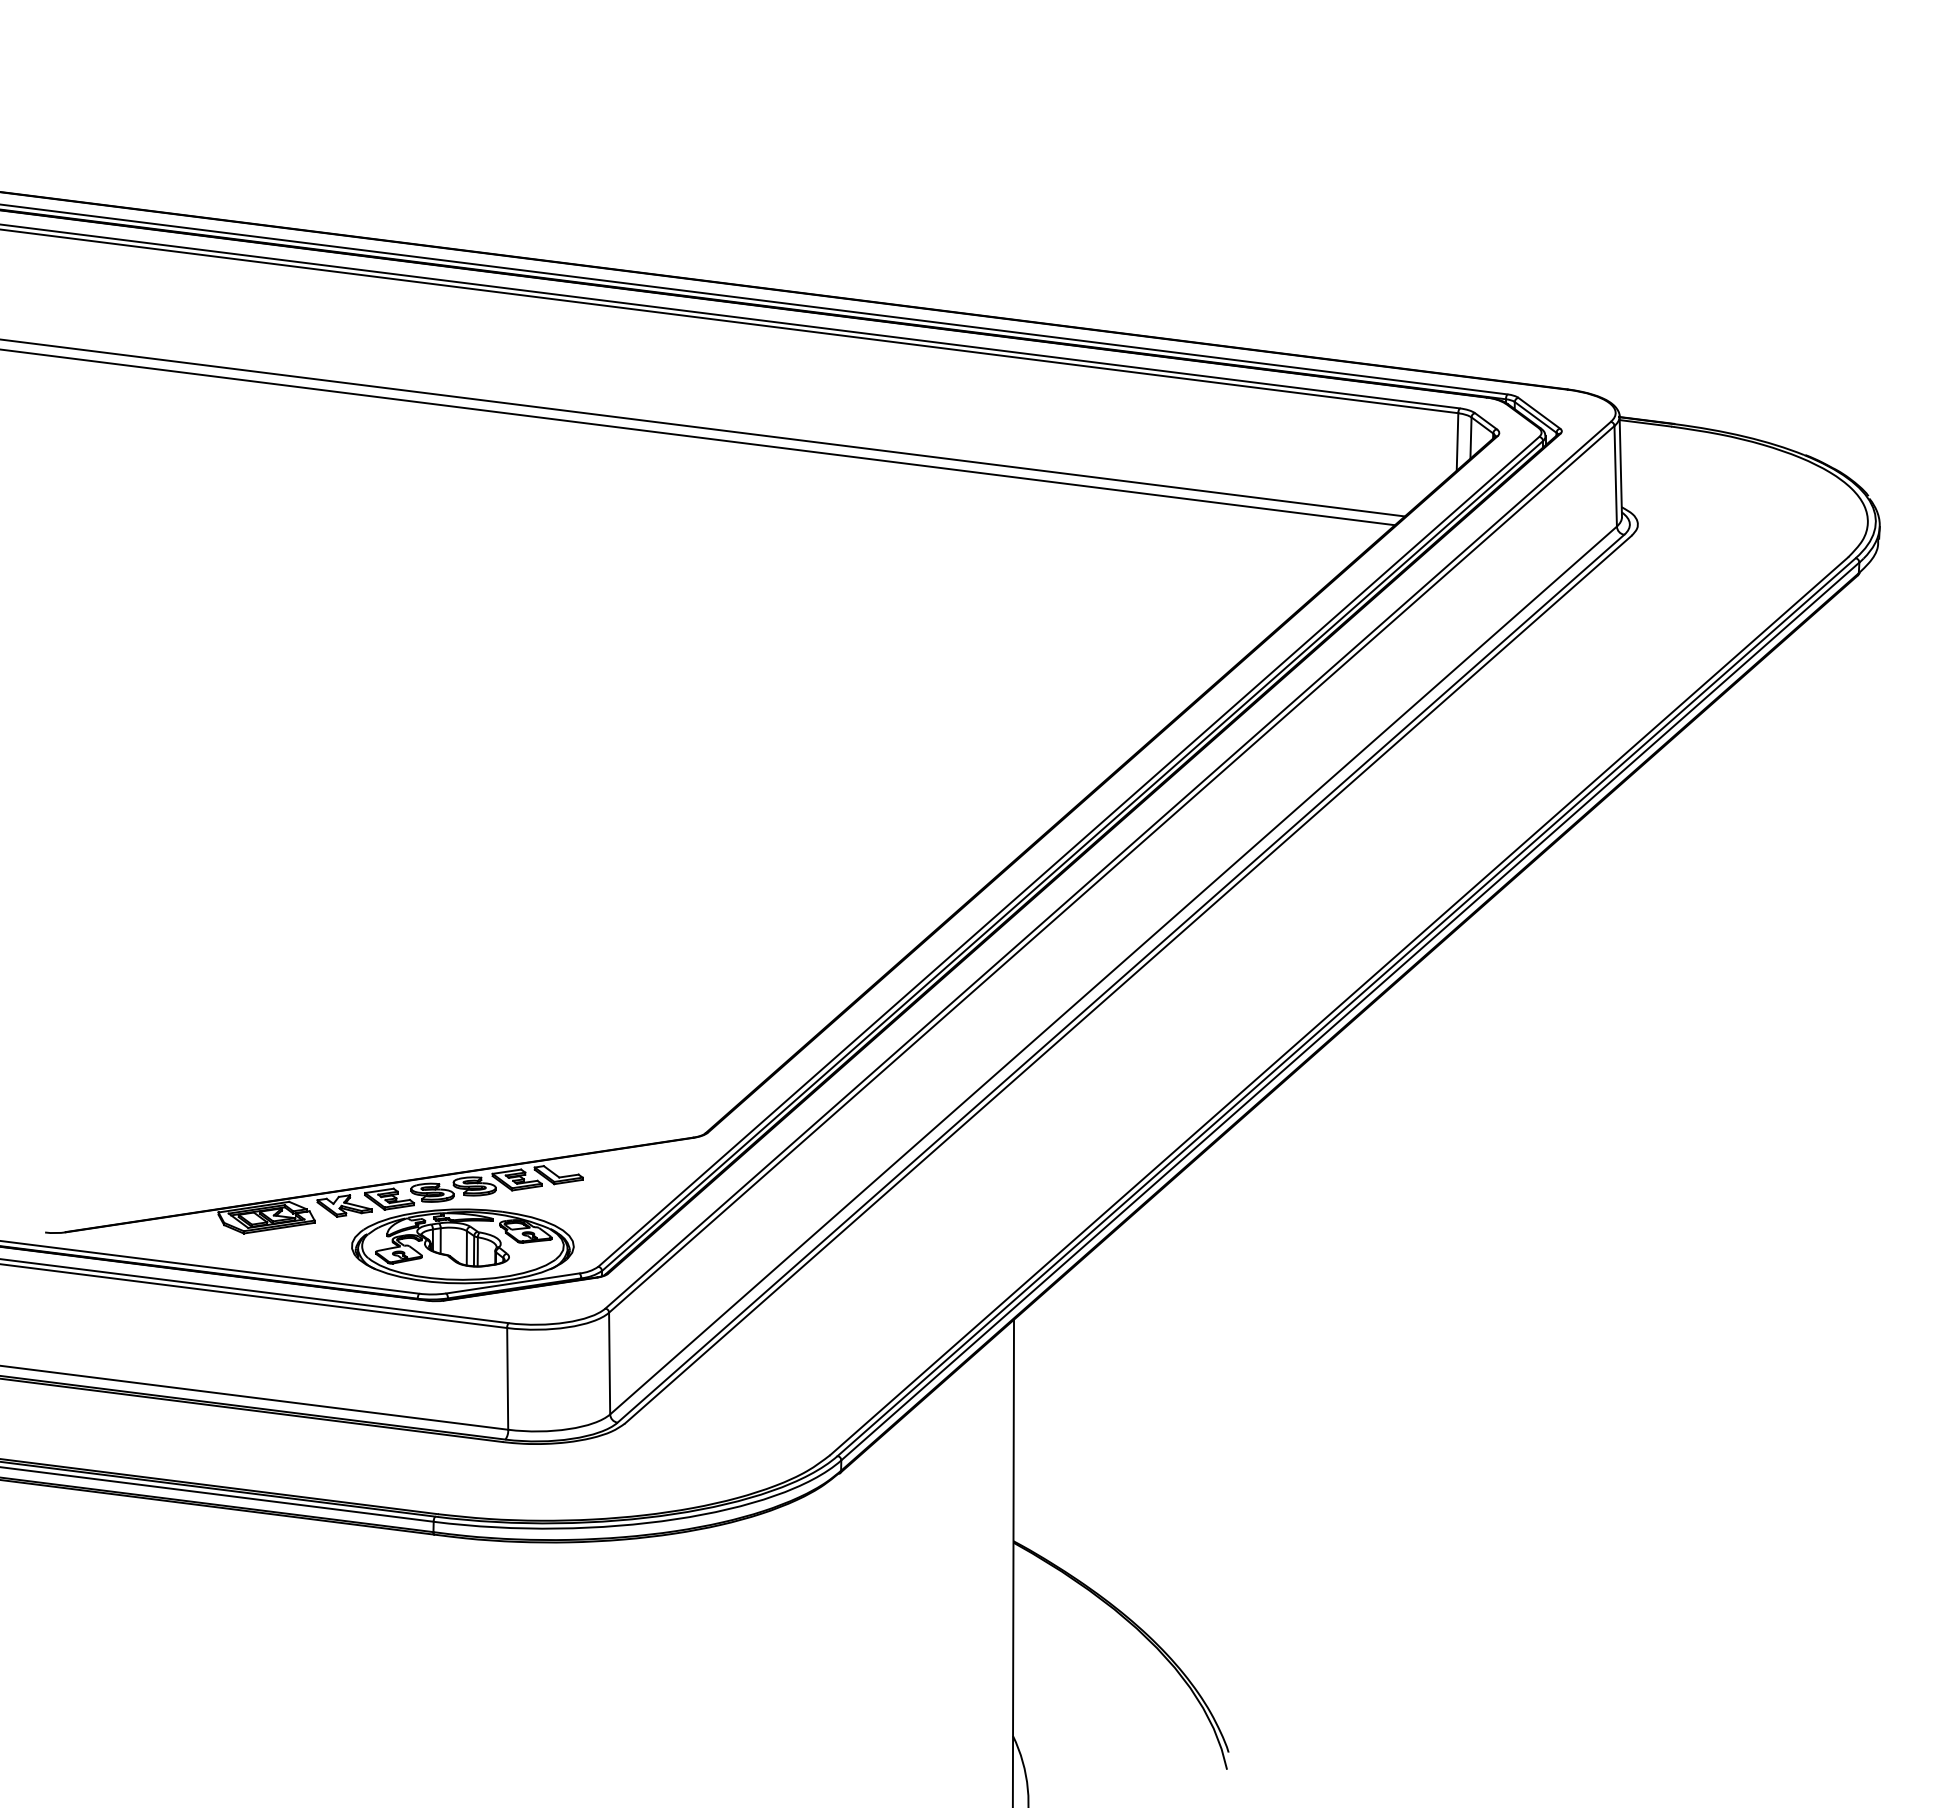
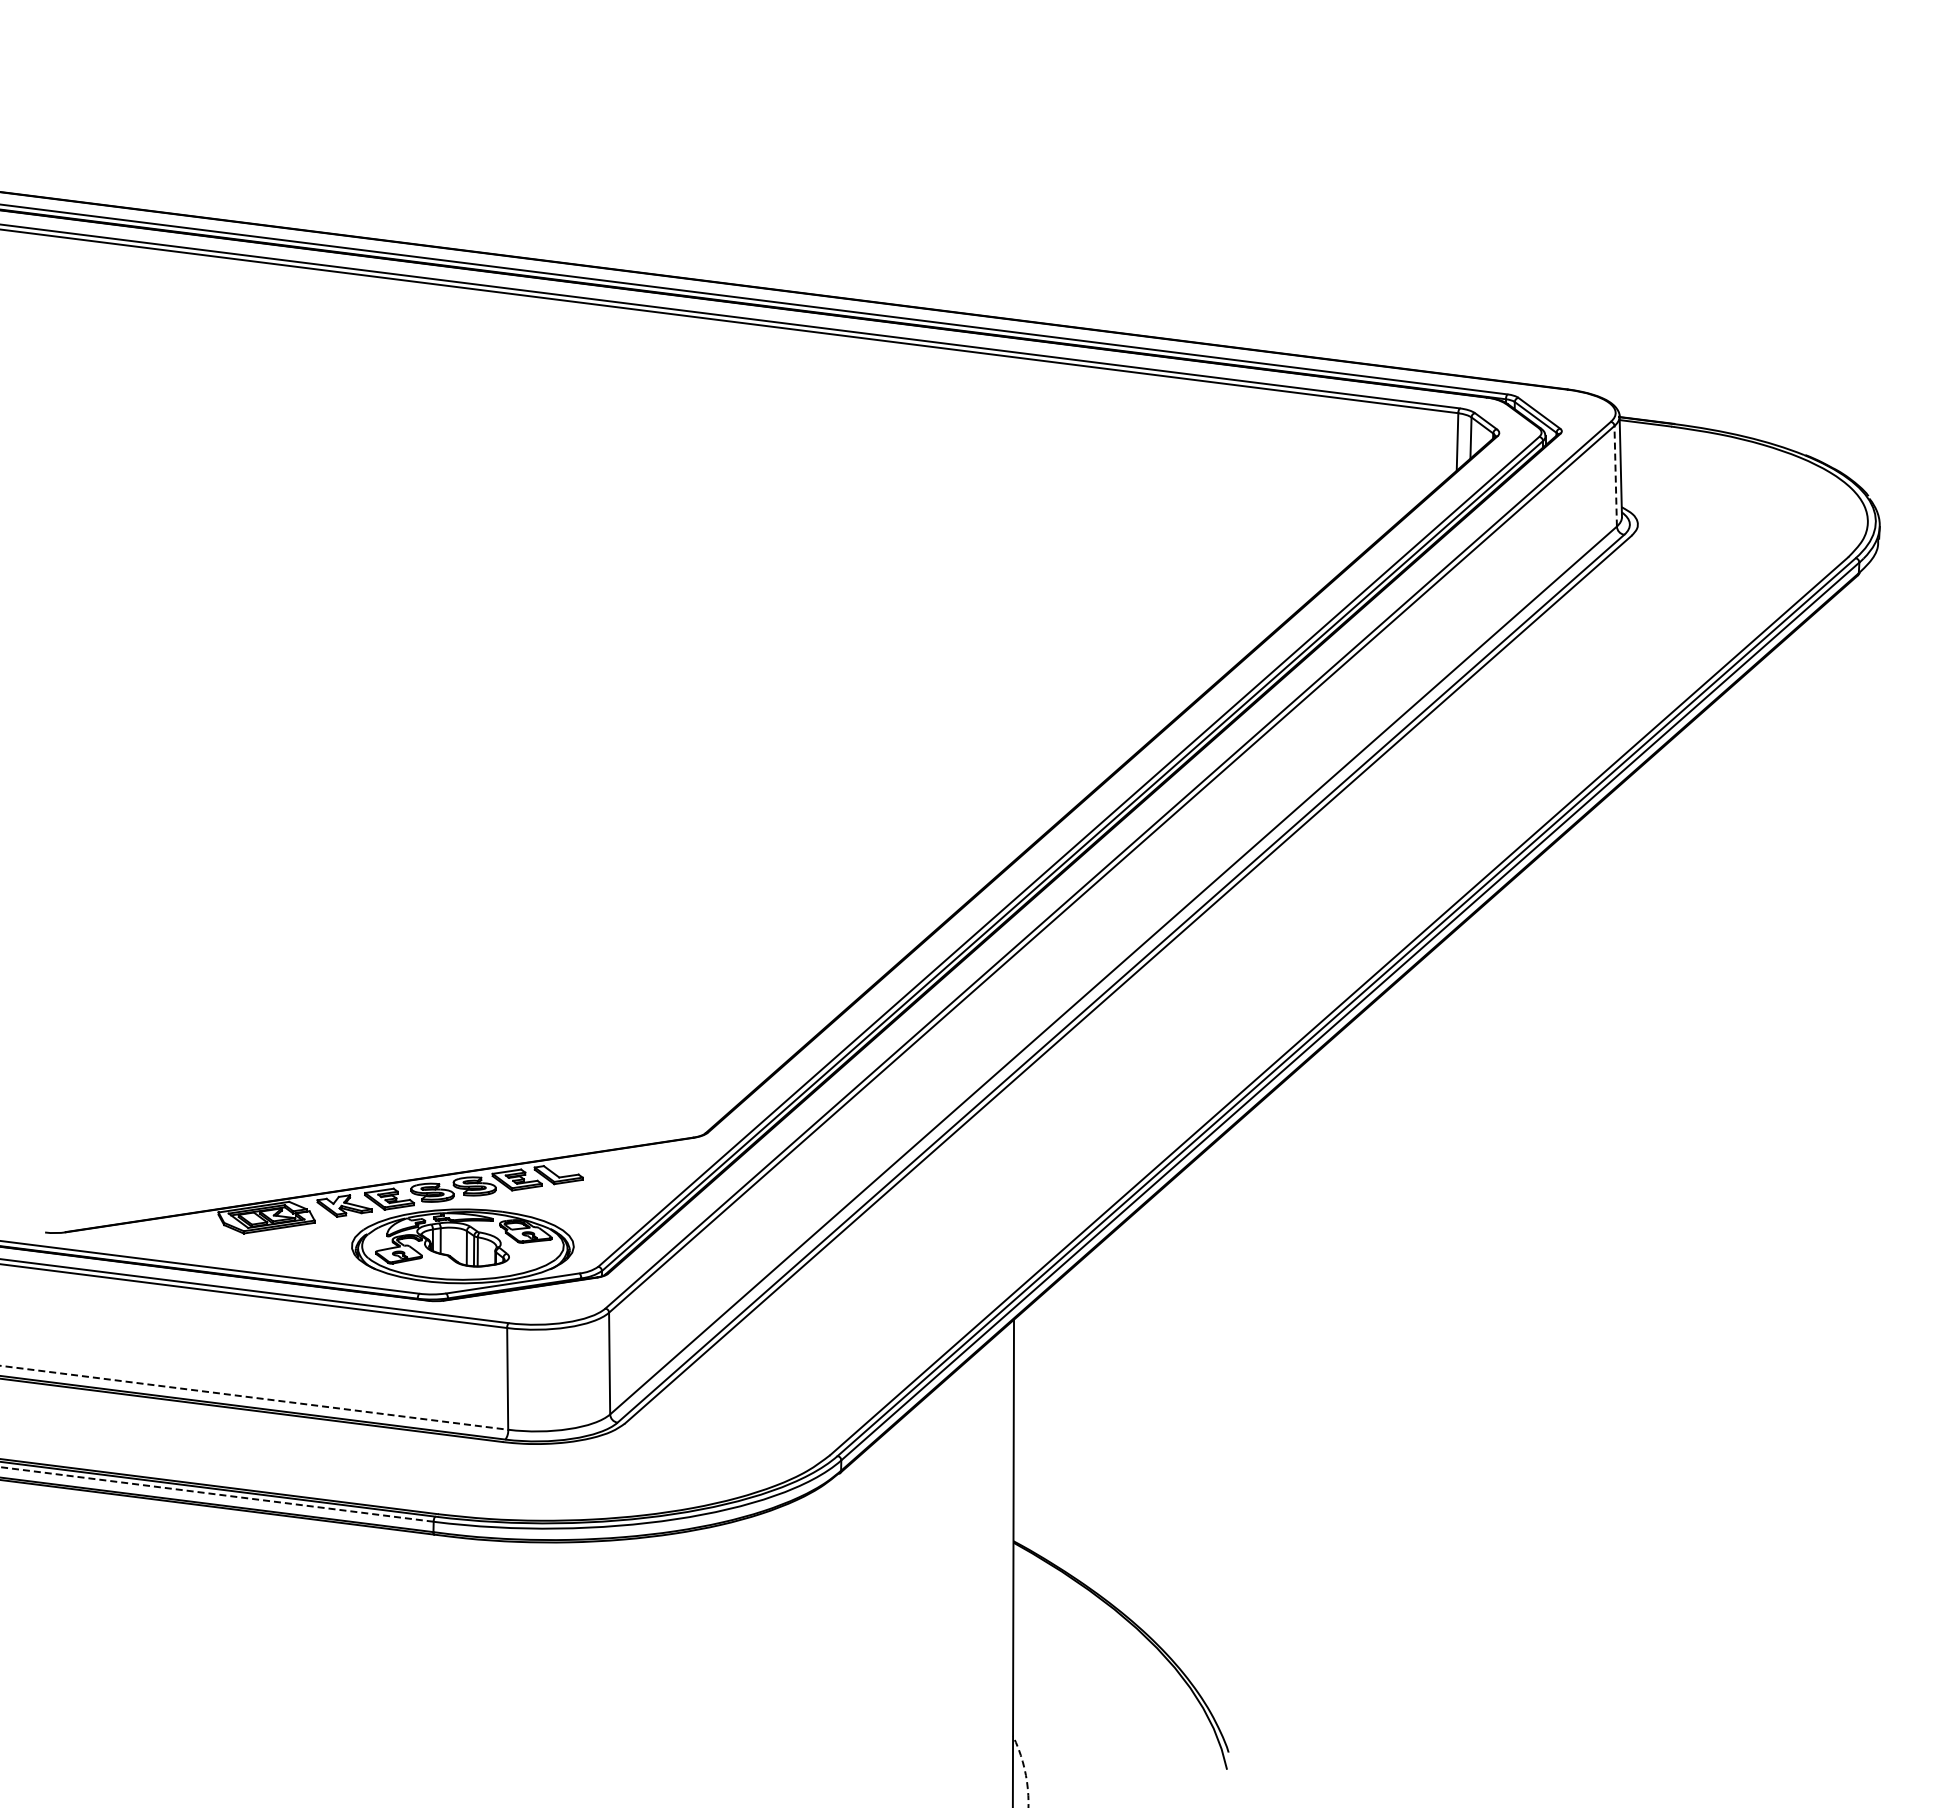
line: present -> none (703, 427)
line: present -> none (698, 437)
line: solid -> dashed (1615, 475)
line: solid -> dashed (254, 1397)
line: solid -> dashed (216, 1494)
arc: solid -> dashed (1025, 1771)
